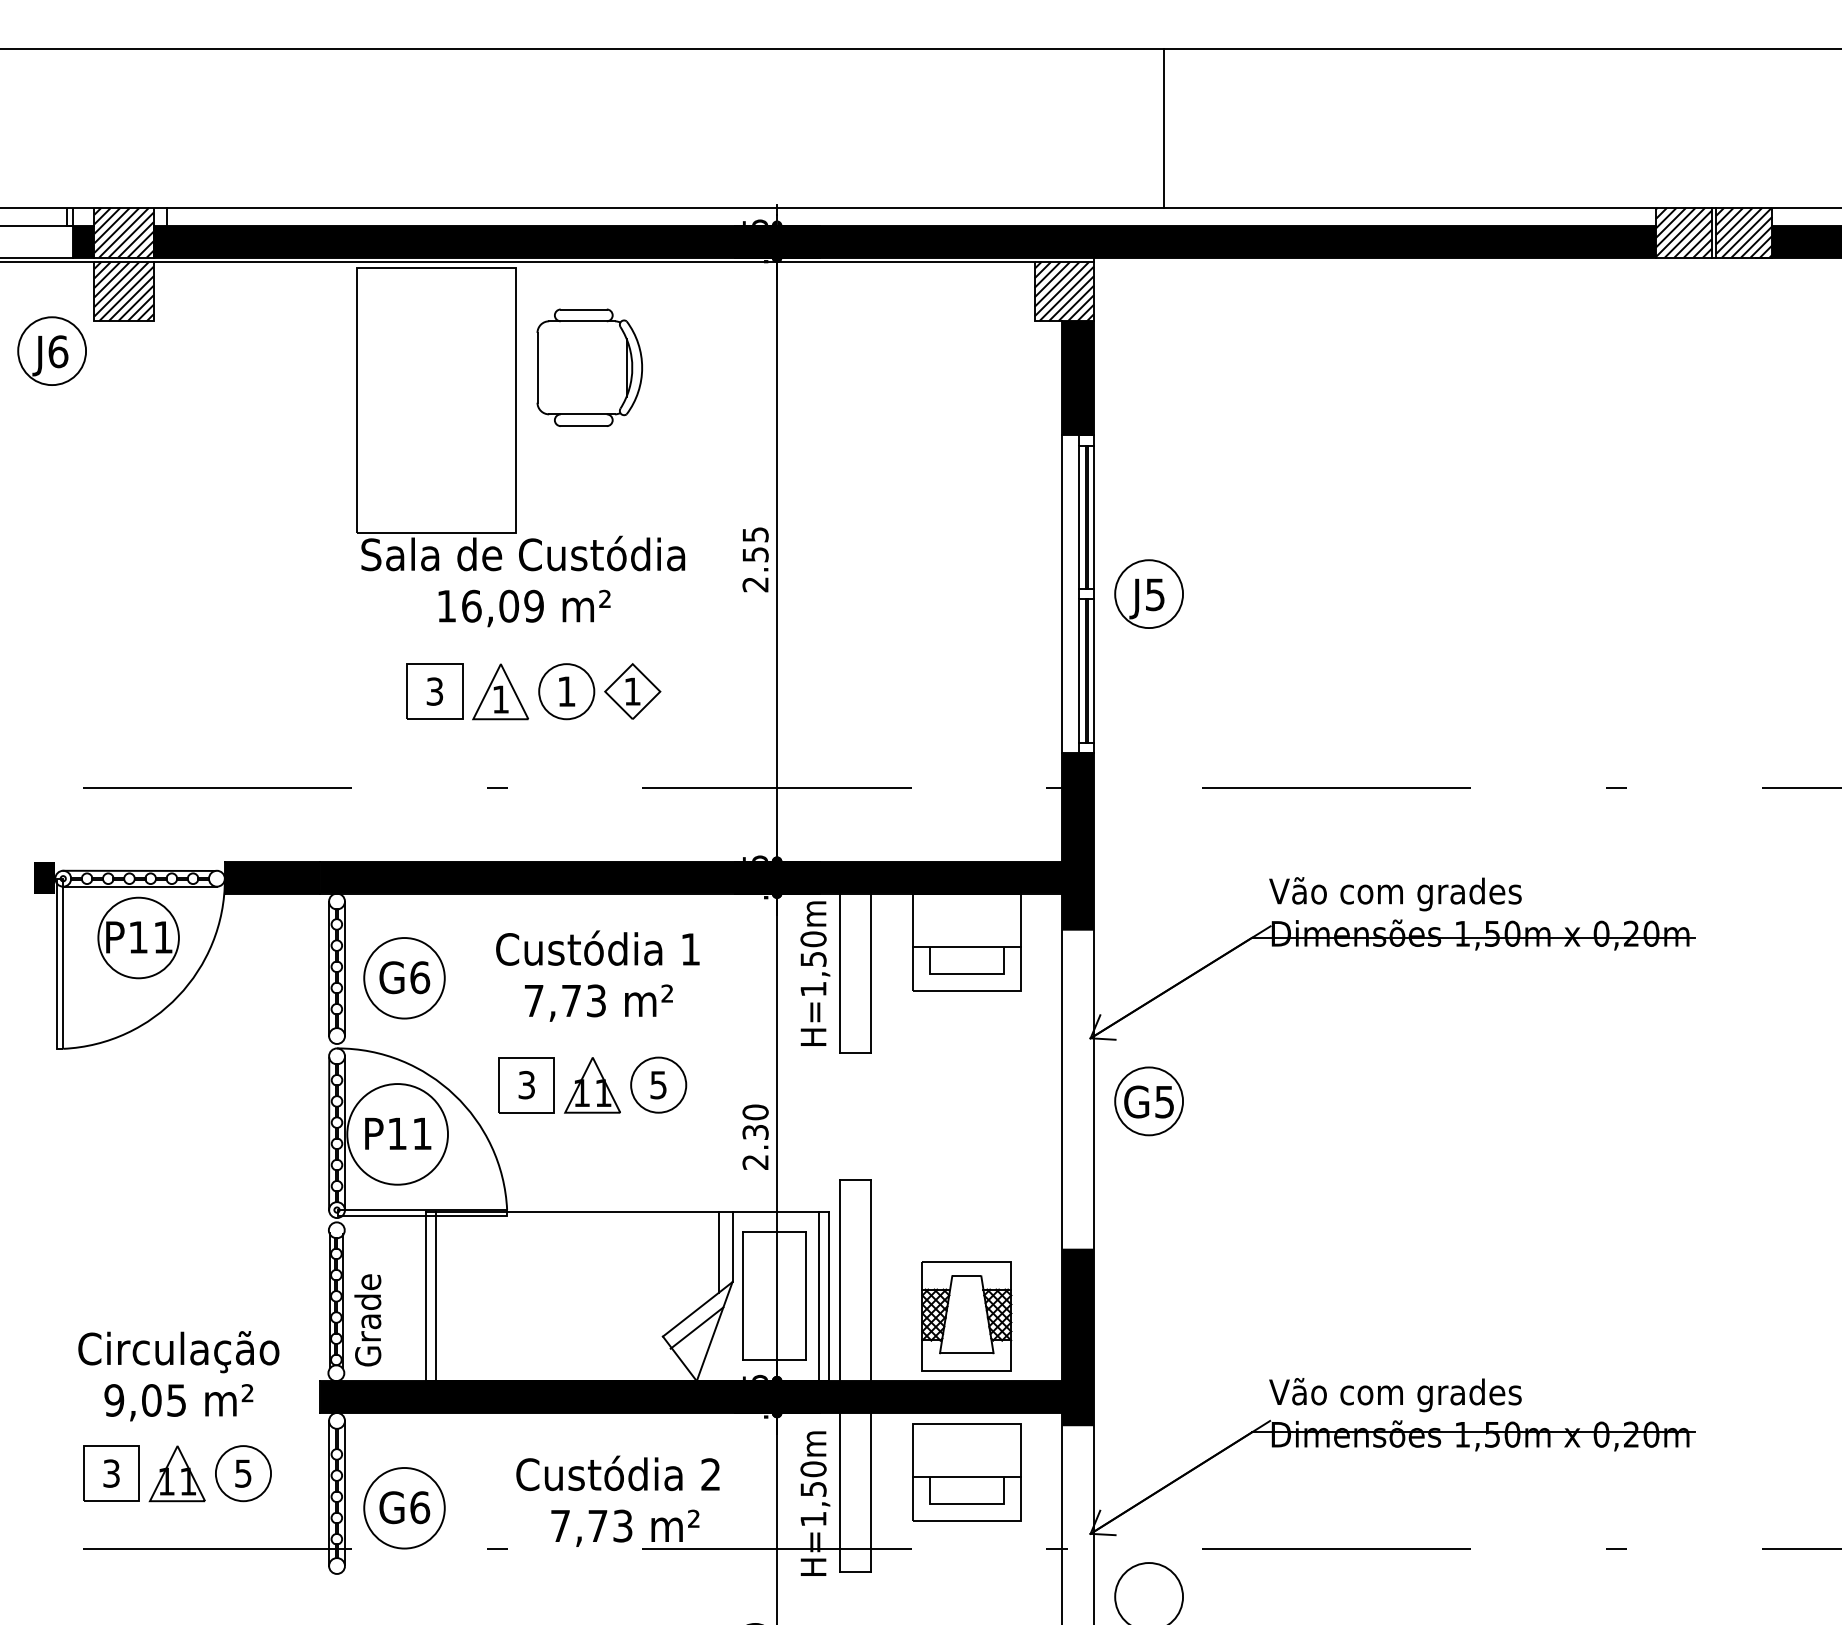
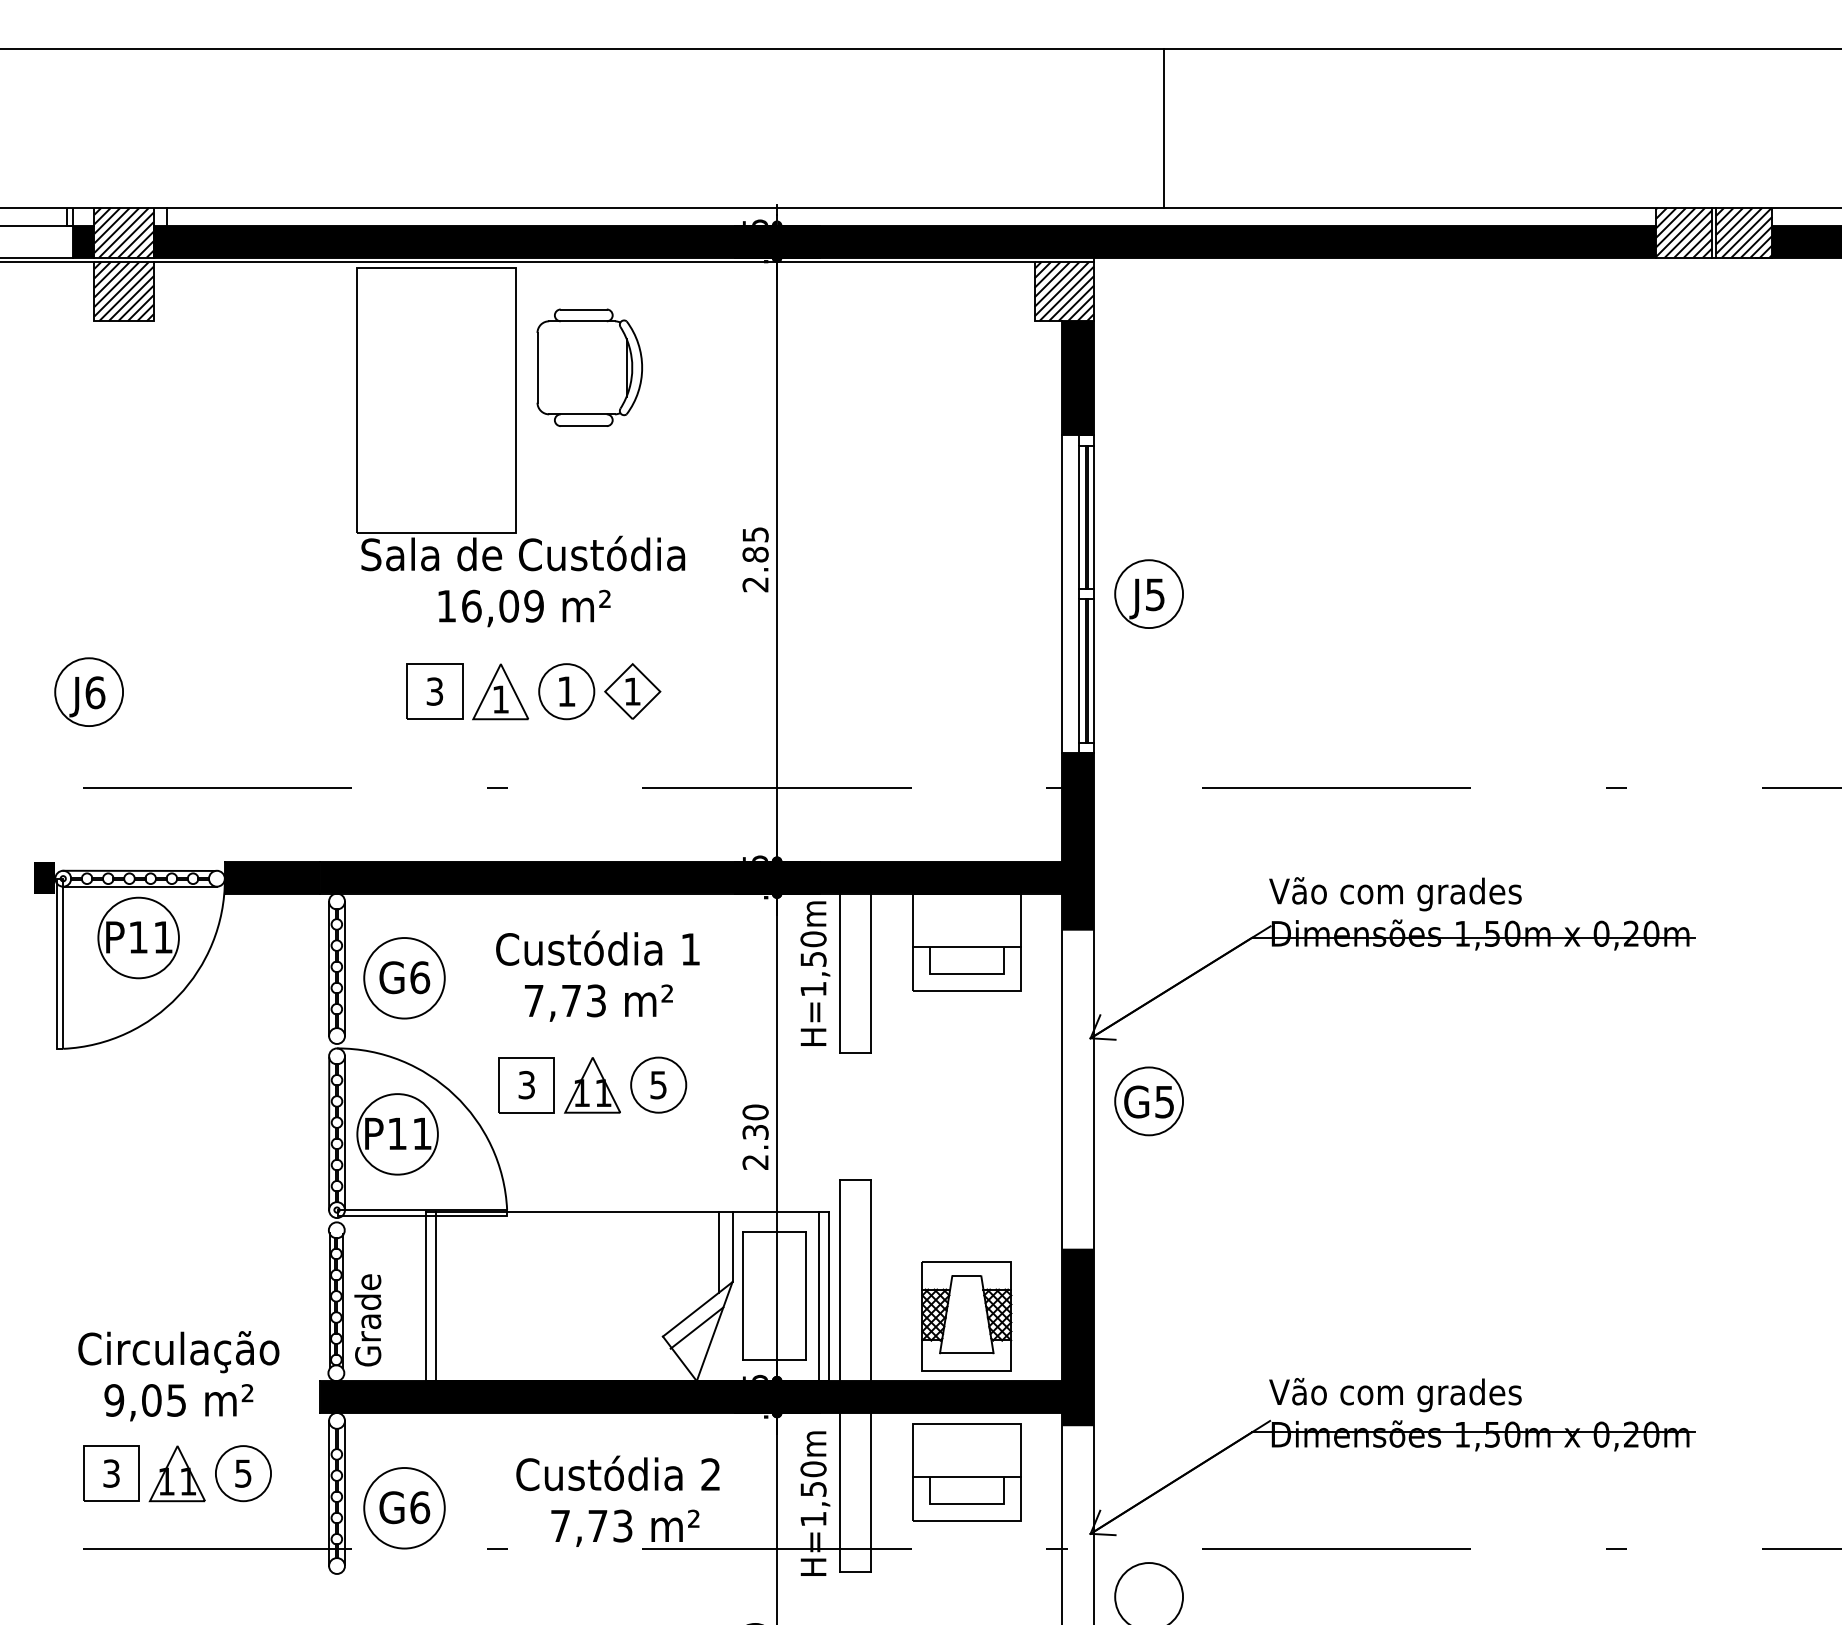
part position: (51, 350) -> (88, 691) (88, 691)
text: 2.55 -> 2.85 (755, 554)
circle diameter: 101 px -> 81 px (397, 1134)
